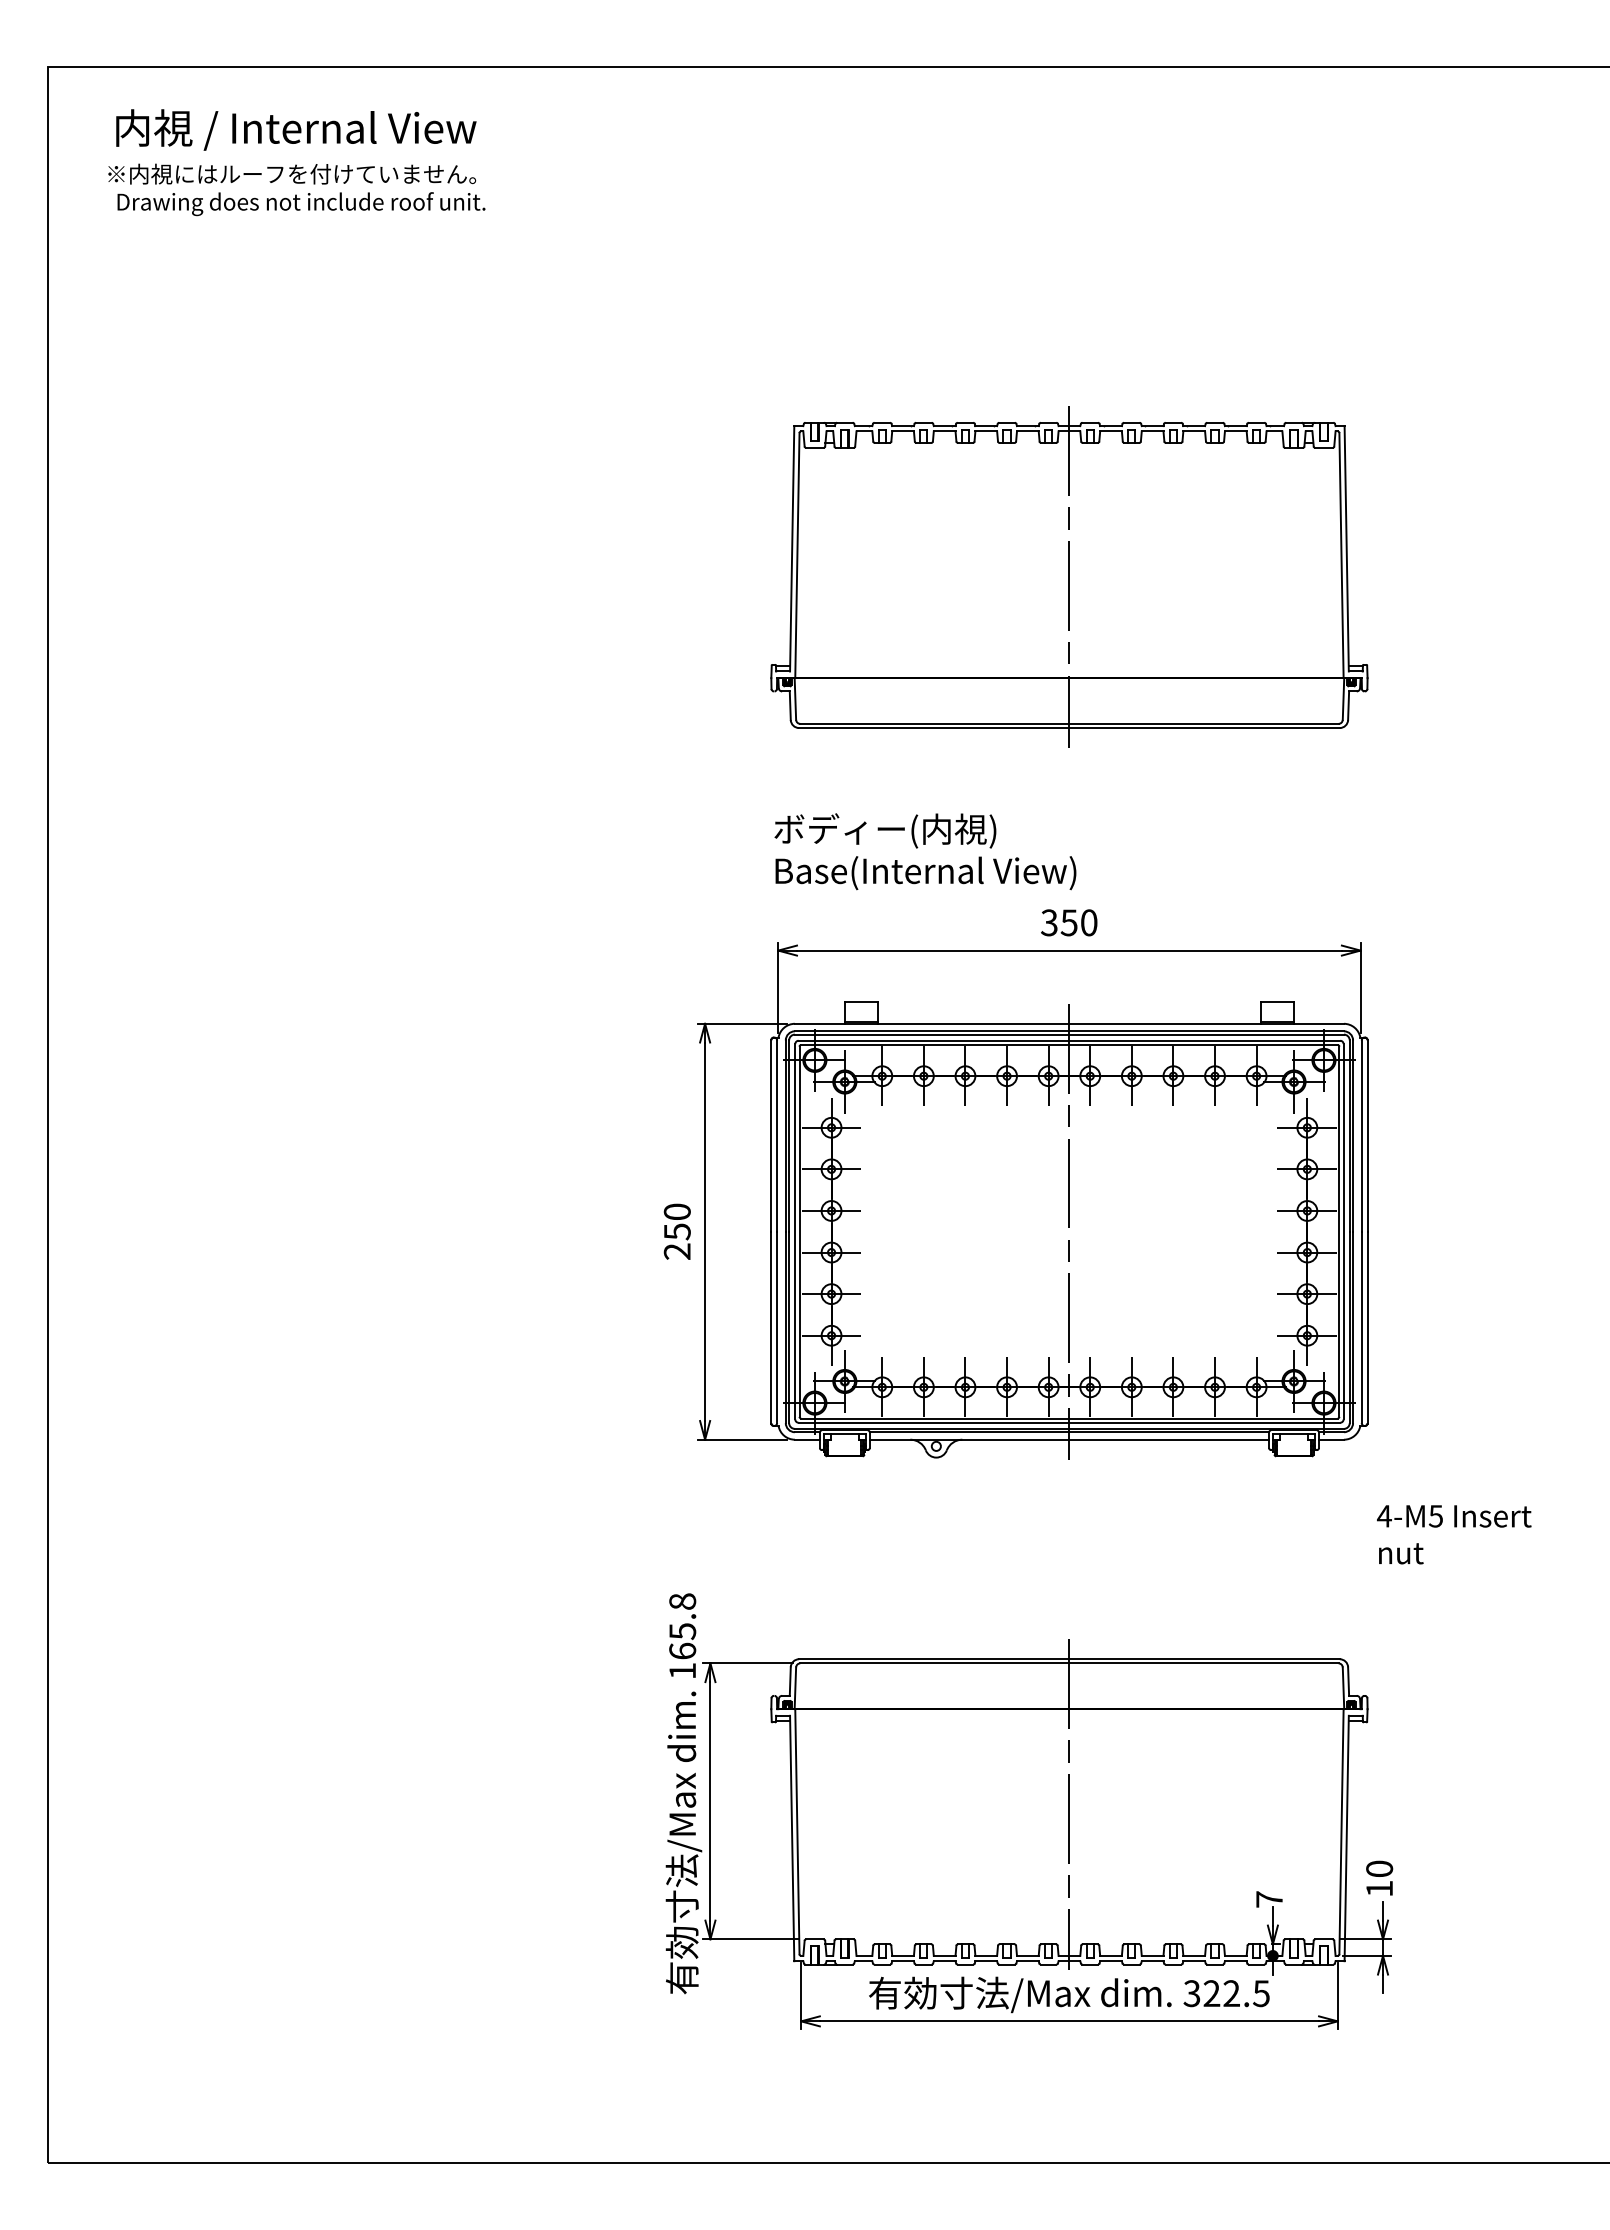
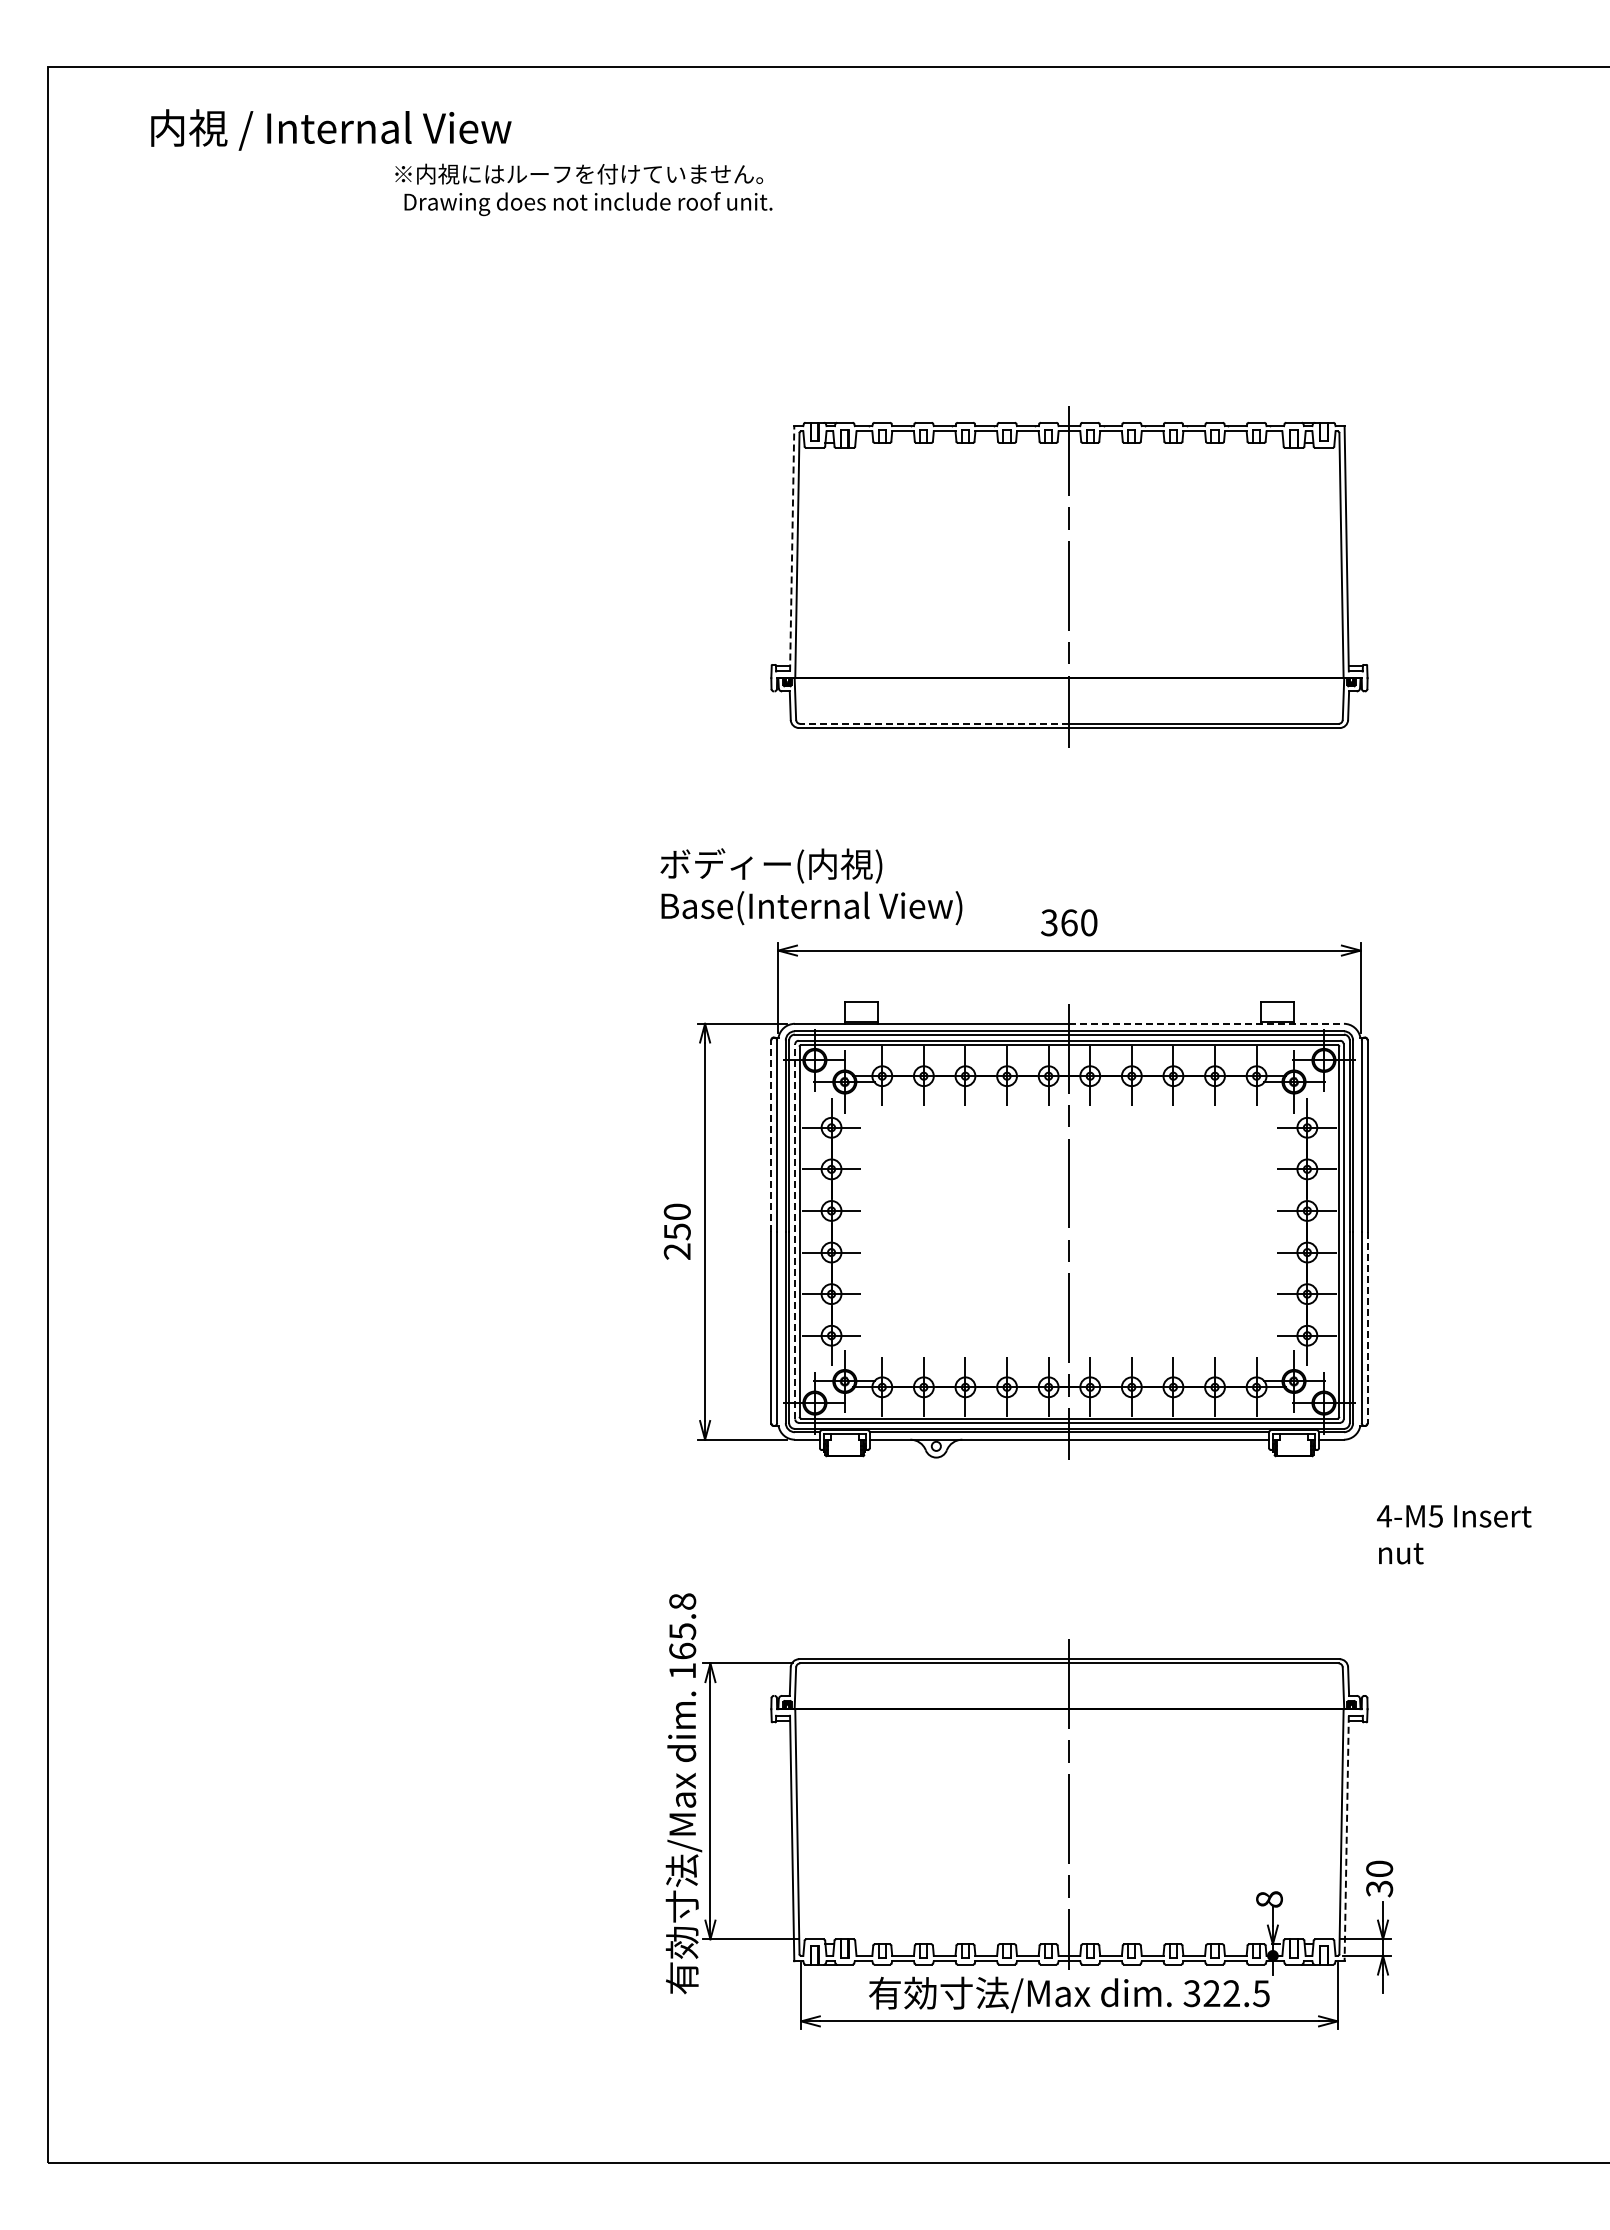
text position: (296, 129) -> (331, 129) (331, 129)
text position: (296, 189) -> (583, 189) (583, 189)
line: solid -> dashed (792, 548)
line: solid -> dashed (934, 723)
text position: (925, 851) -> (811, 886) (811, 886)
text: 350 -> 360 (1068, 922)
line: solid -> dashed (1207, 1023)
line: solid -> dashed (771, 1135)
line: solid -> dashed (795, 1231)
line: solid -> dashed (1367, 1327)
line: solid -> dashed (1346, 1838)
text: 10 -> 30 (1379, 1888)
text: 7 -> 8 (1269, 1899)
